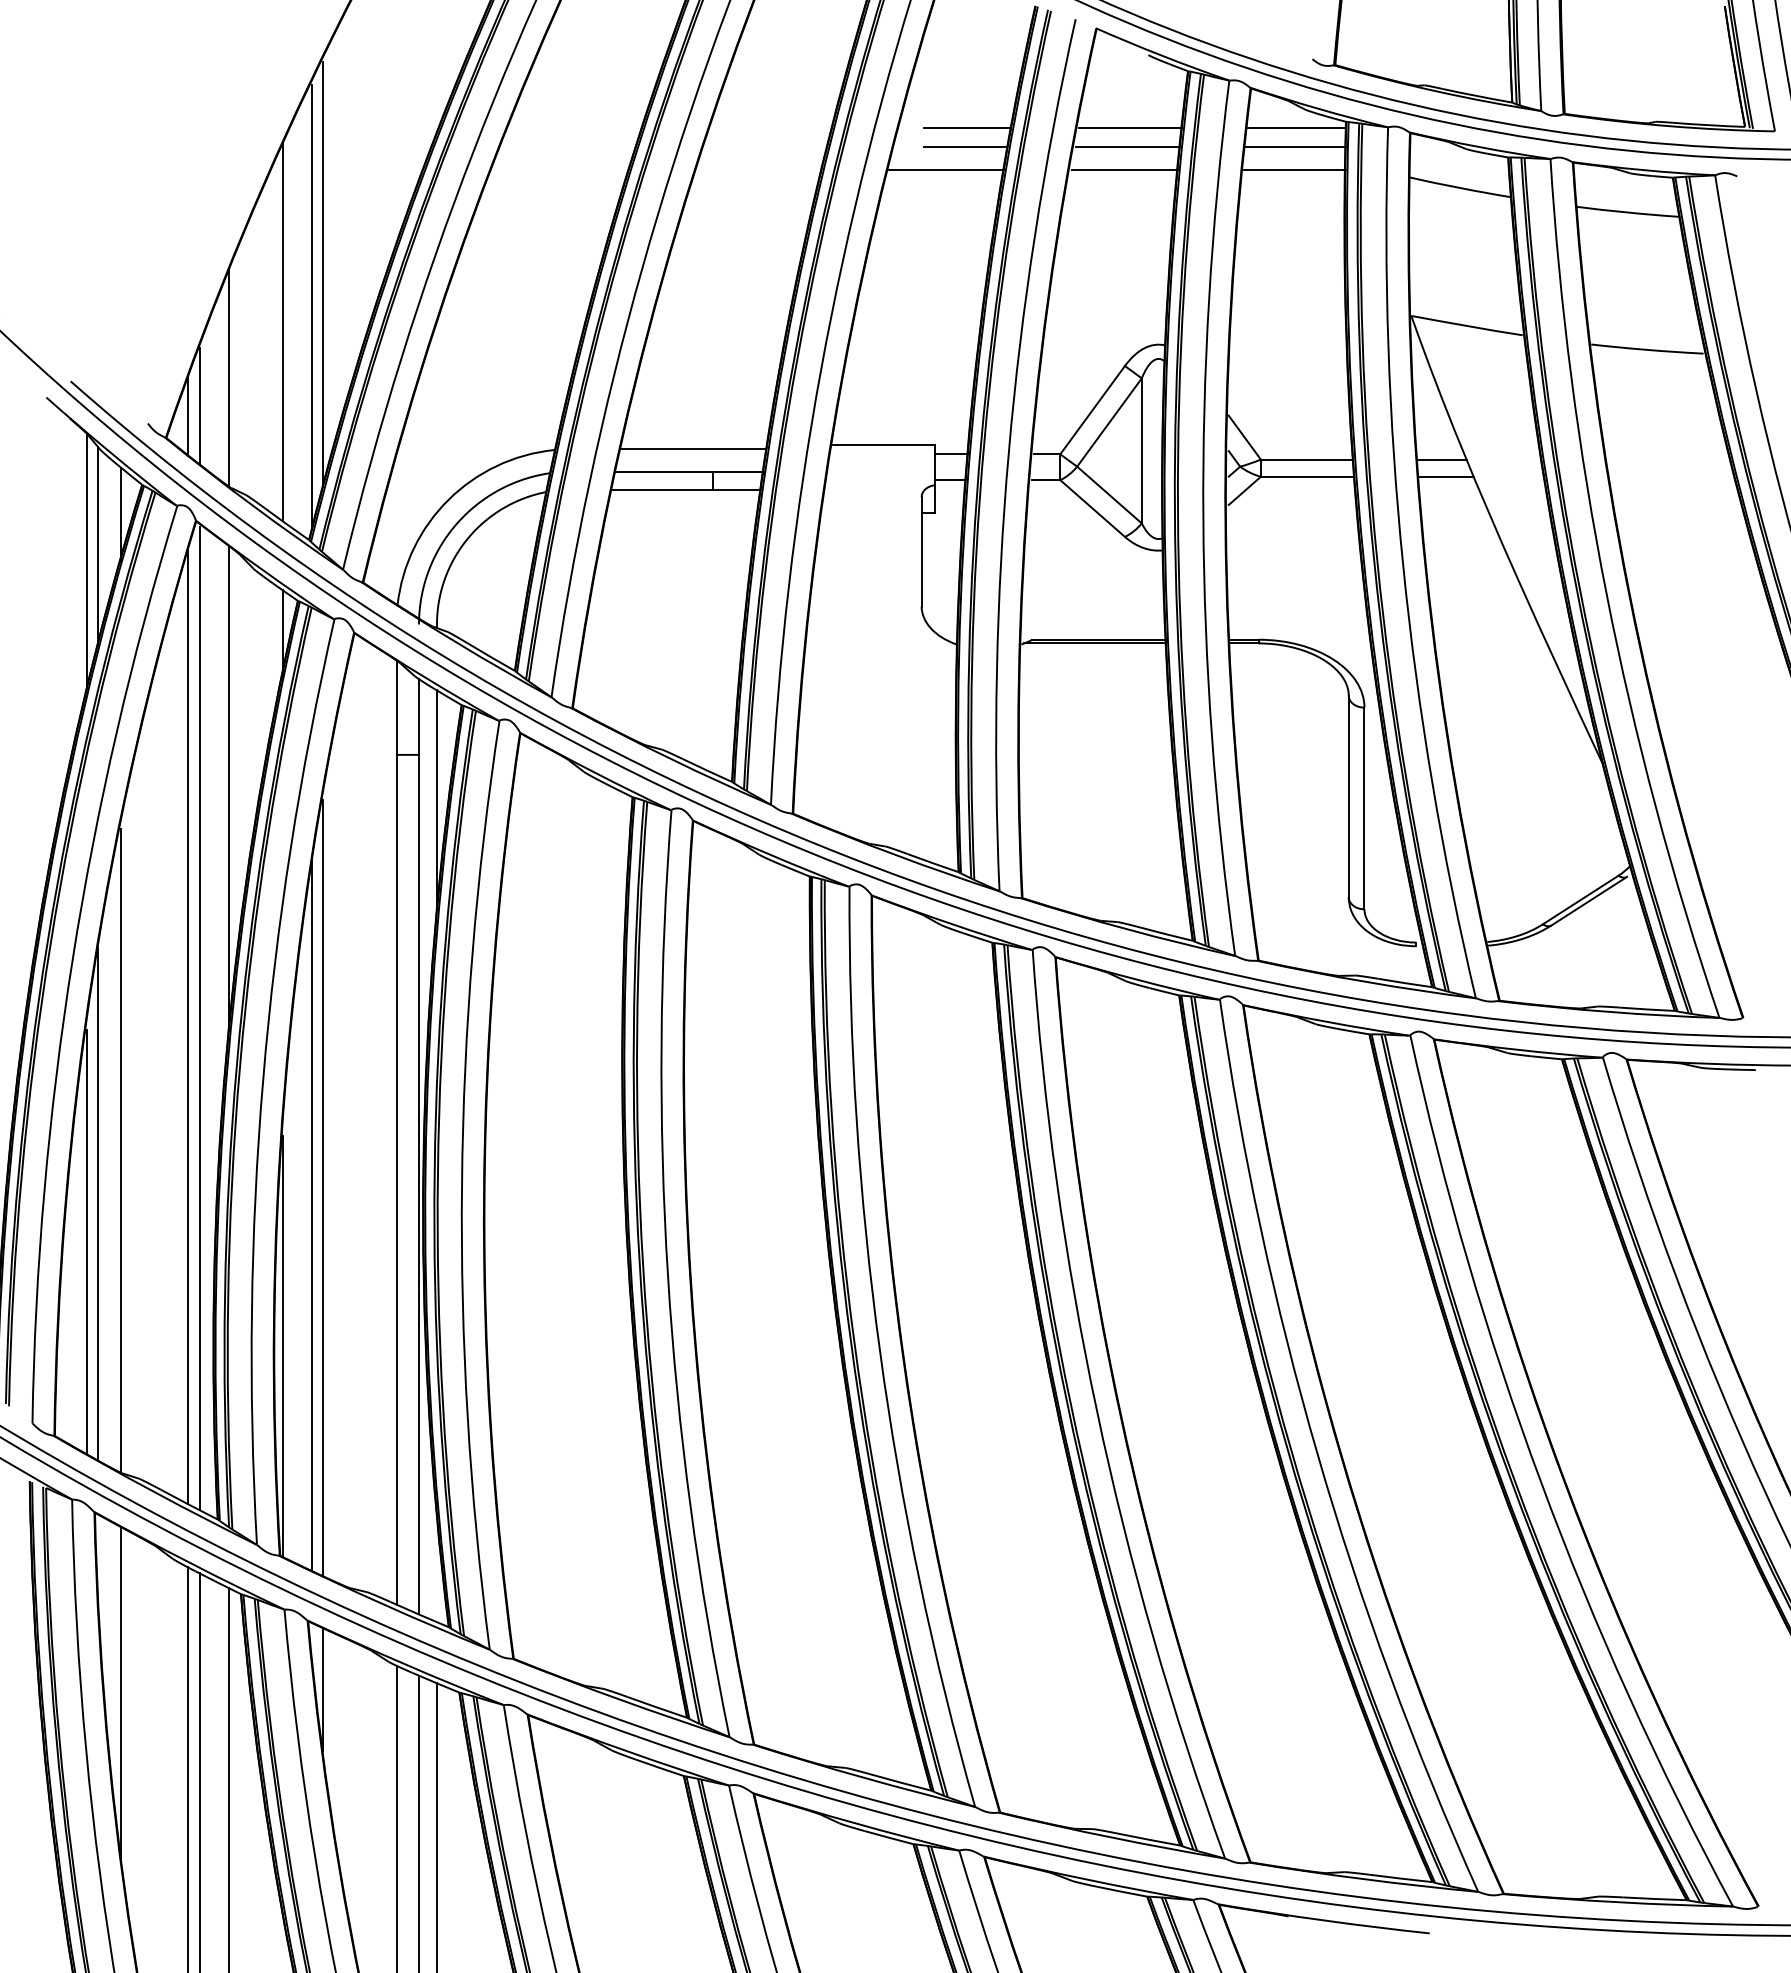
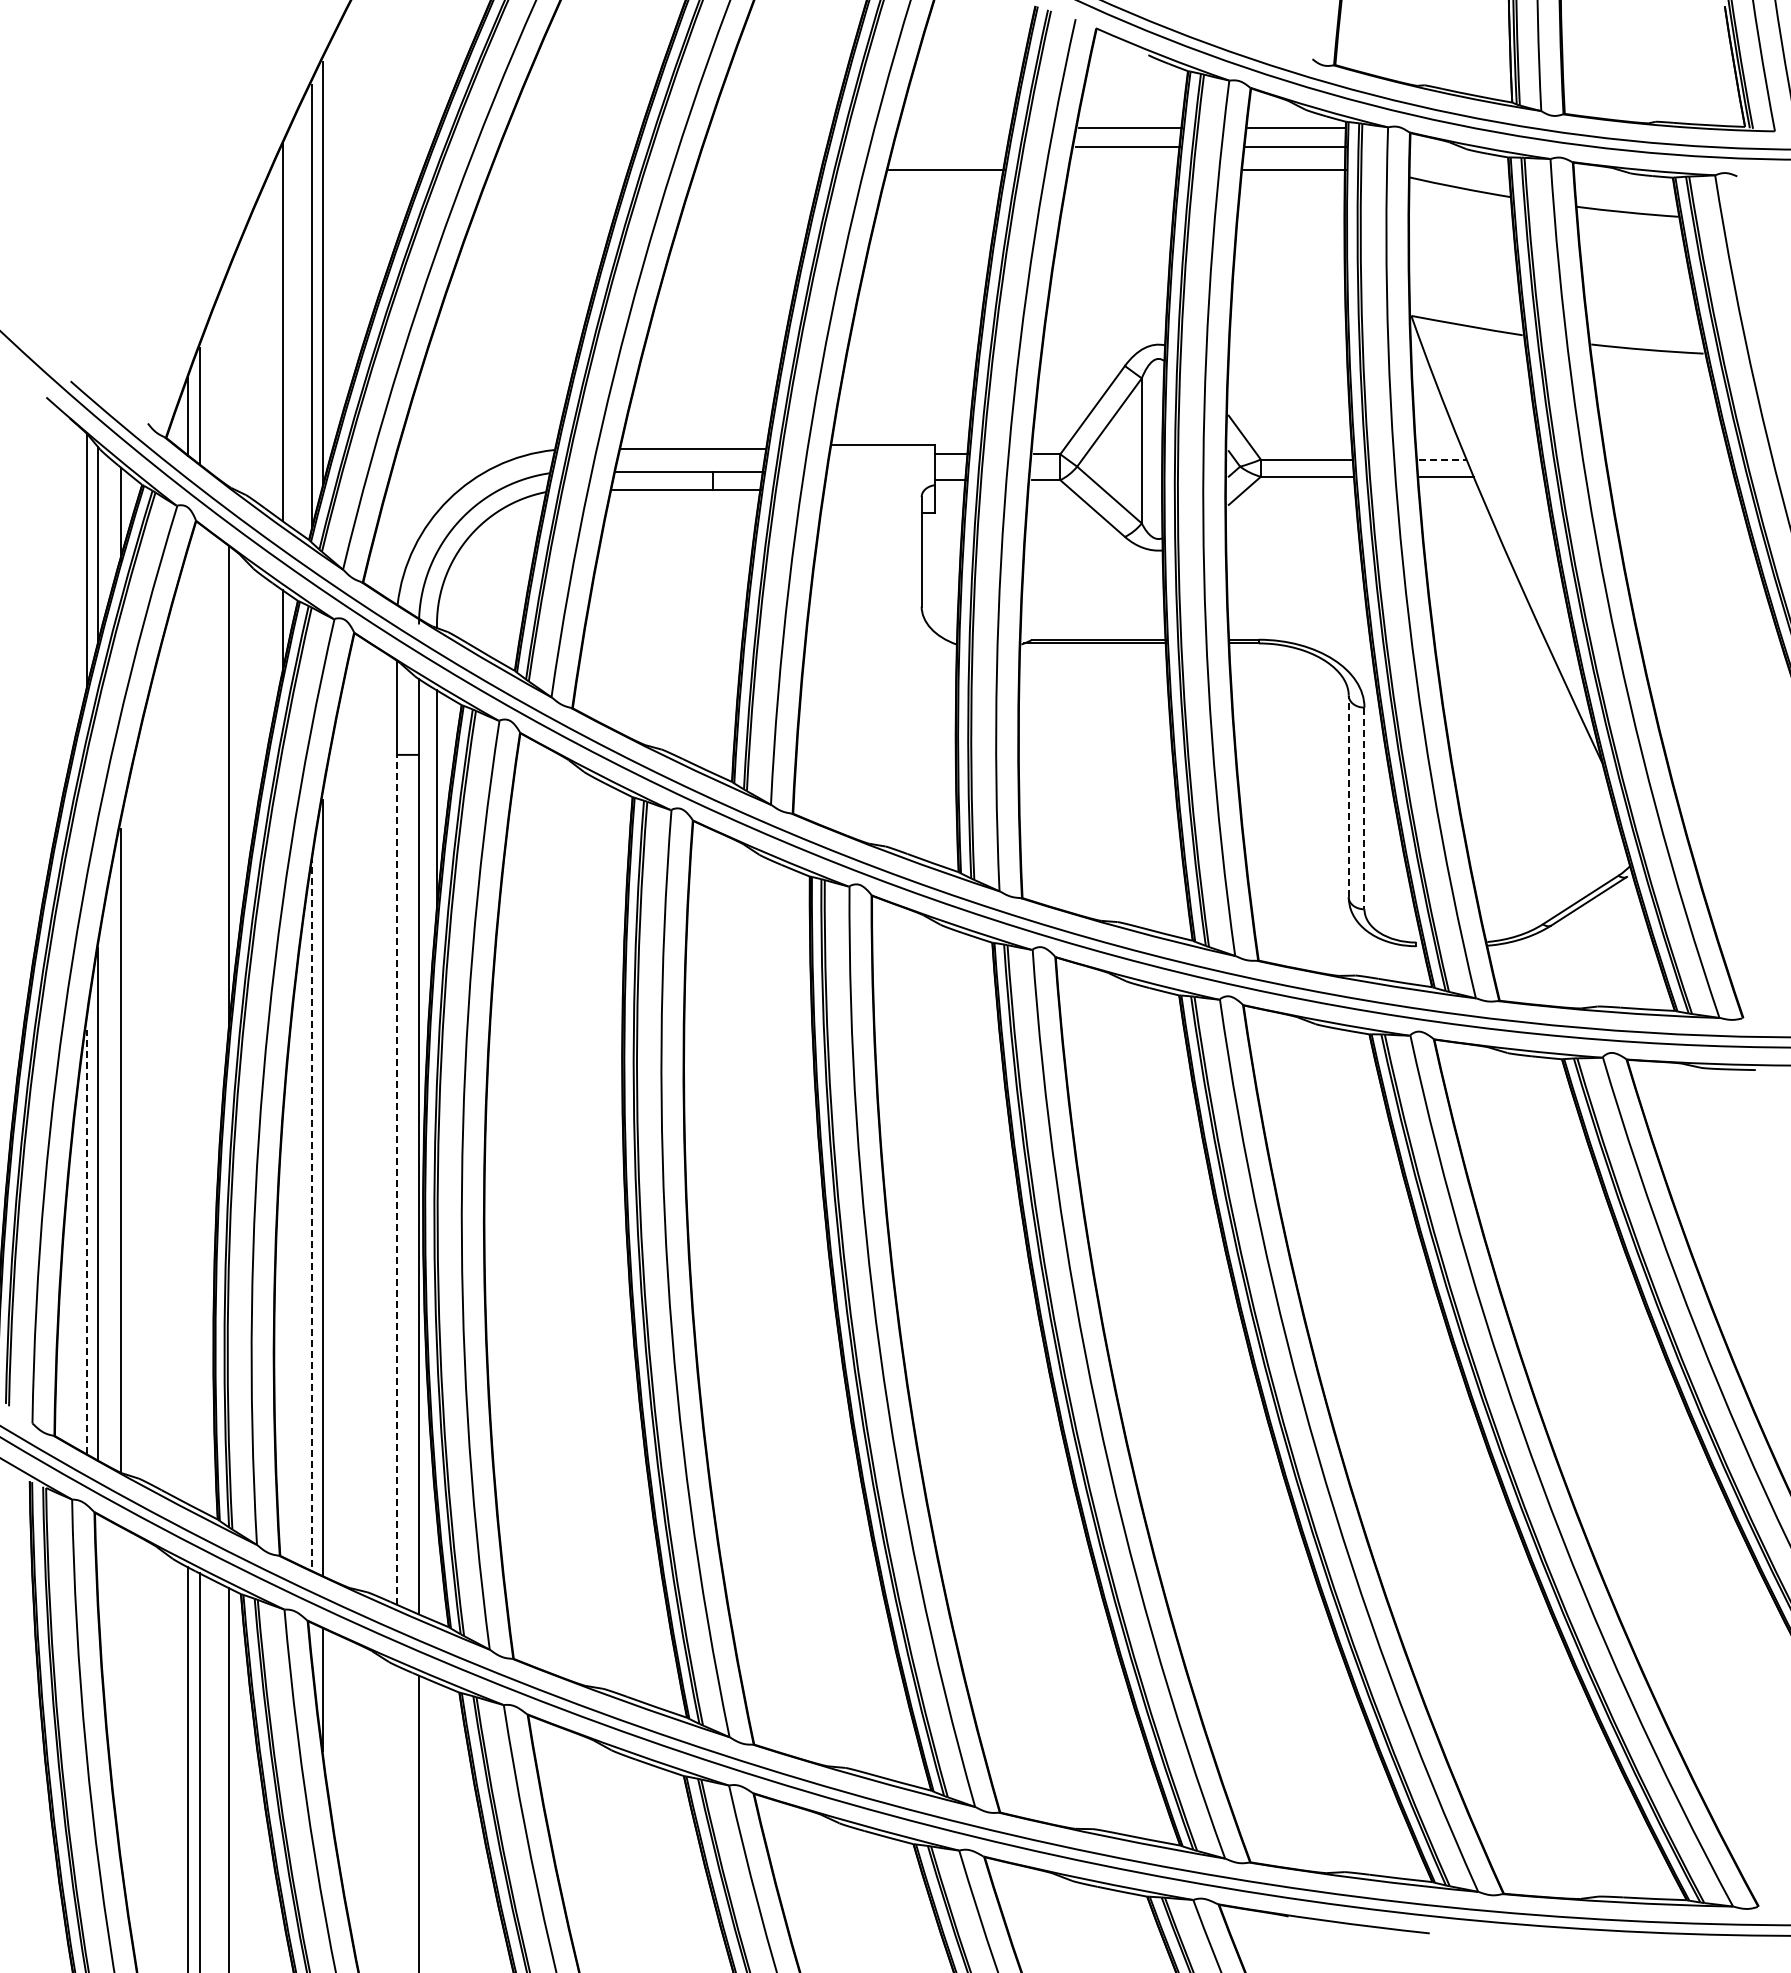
line: present -> none (967, 128)
line: present -> none (965, 147)
line: present -> none (1124, 169)
line: present -> none (228, 378)
line: solid -> dashed (1442, 459)
line: solid -> dashed (1348, 796)
line: solid -> dashed (1364, 808)
line: present -> none (199, 1018)
line: present -> none (188, 1027)
line: solid -> dashed (396, 1179)
line: solid -> dashed (312, 1213)
line: solid -> dashed (86, 1241)
line: present -> none (282, 1346)
line: present -> none (120, 1692)
line: present -> none (396, 1817)
line: present -> none (436, 1826)
